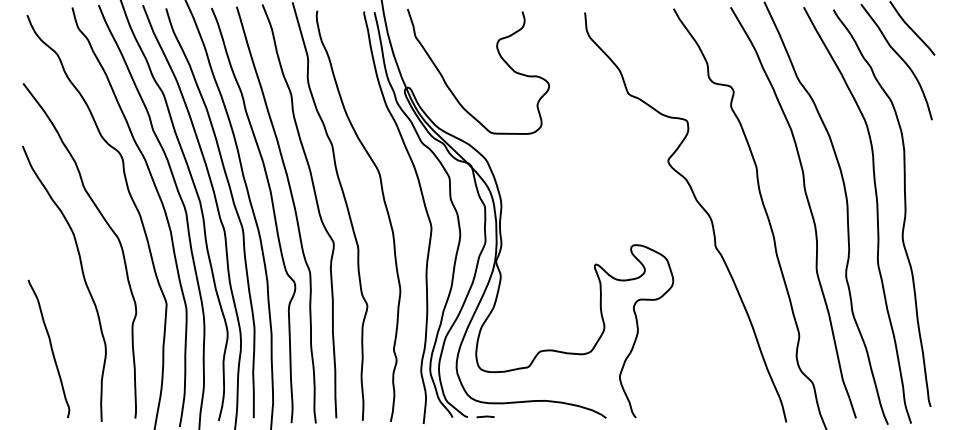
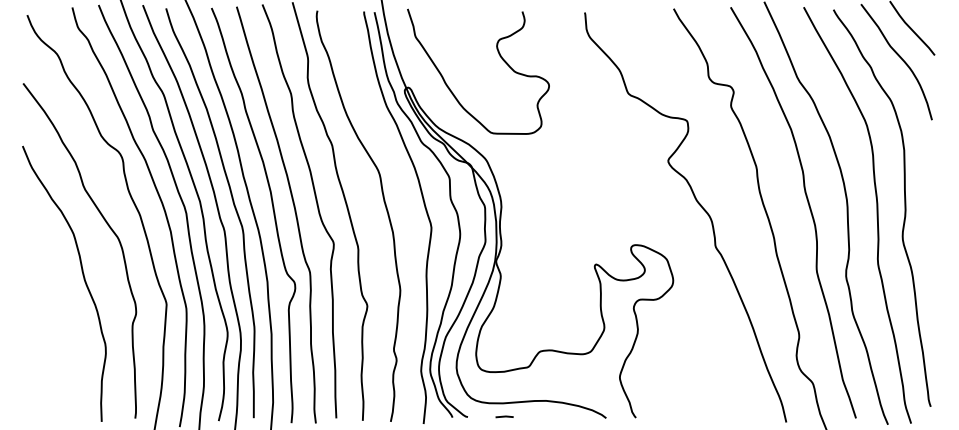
curve: present -> none (50, 348)
line position: (485, 416) -> (504, 416) (504, 416)
